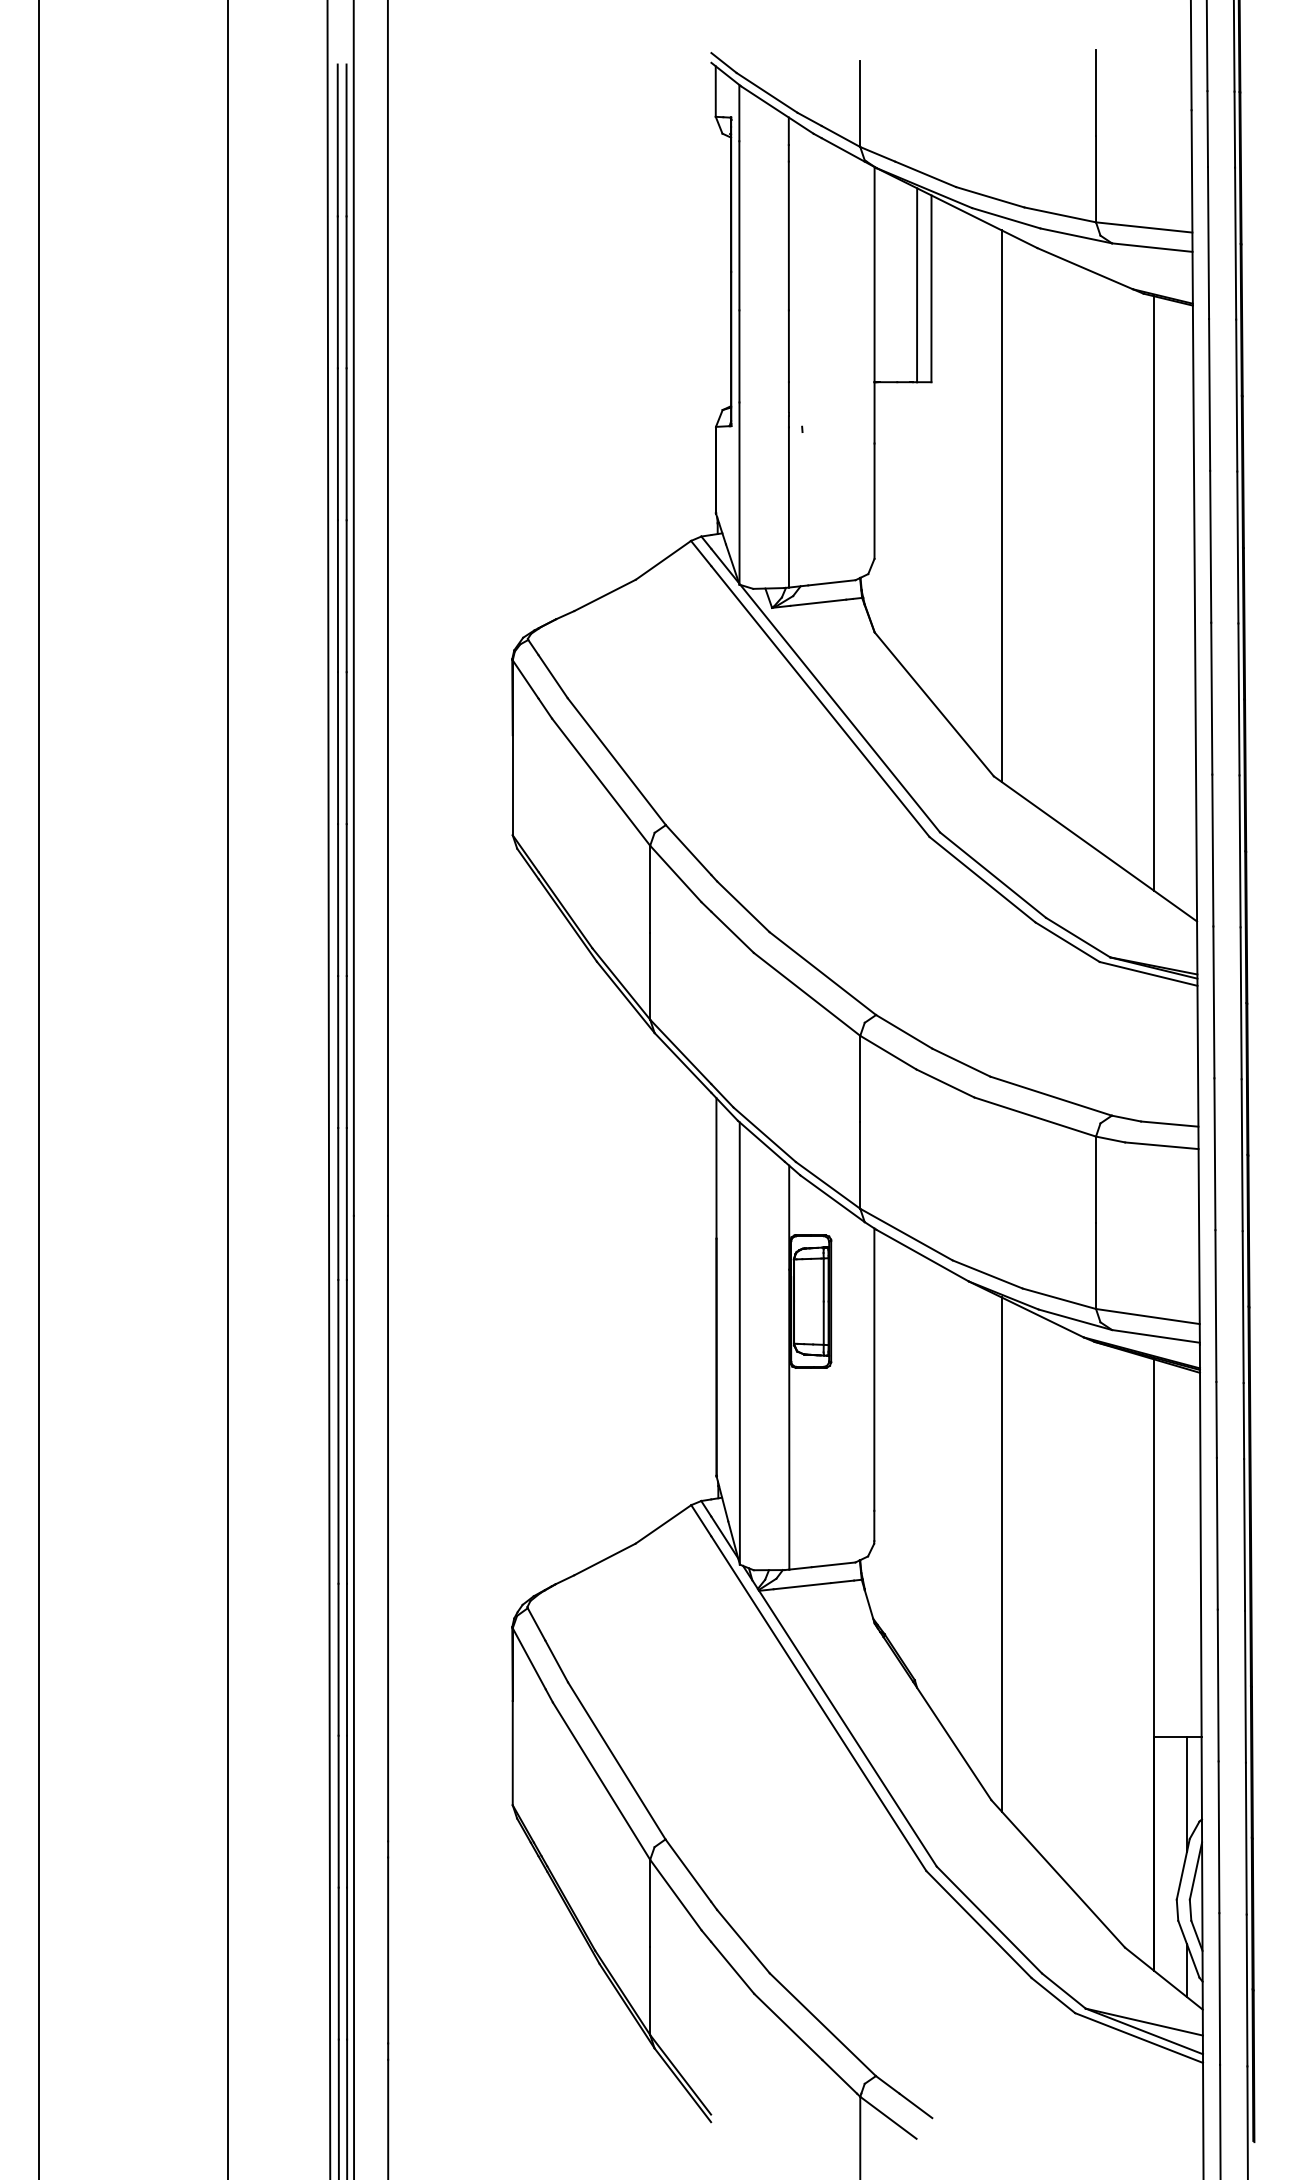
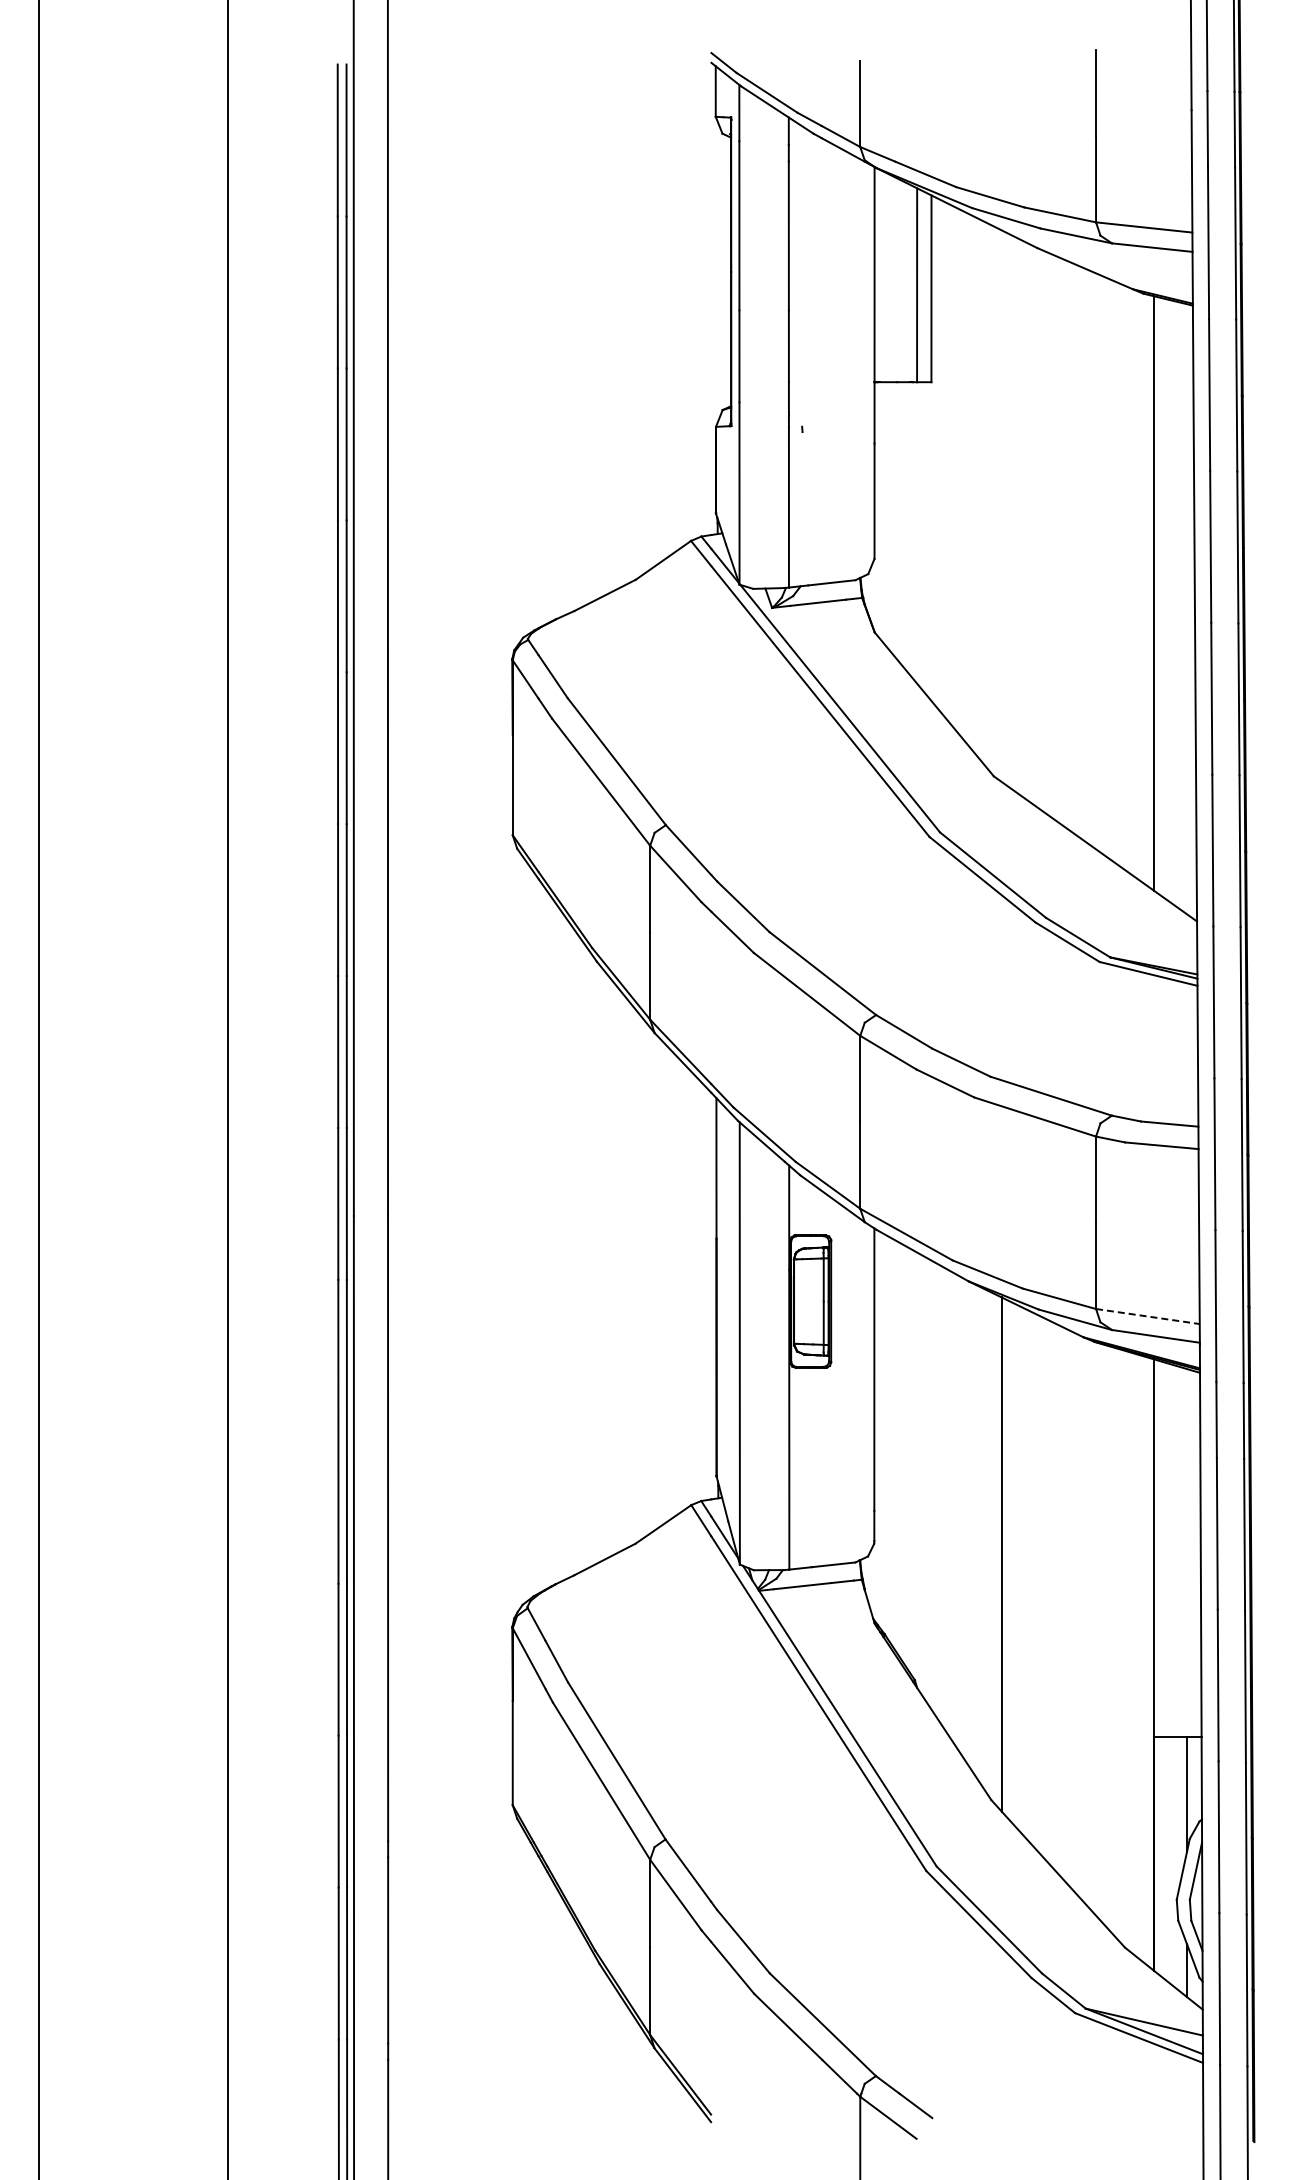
line: present -> none (1001, 505)
line: present -> none (328, 1089)
line: solid -> dashed (1148, 1316)
